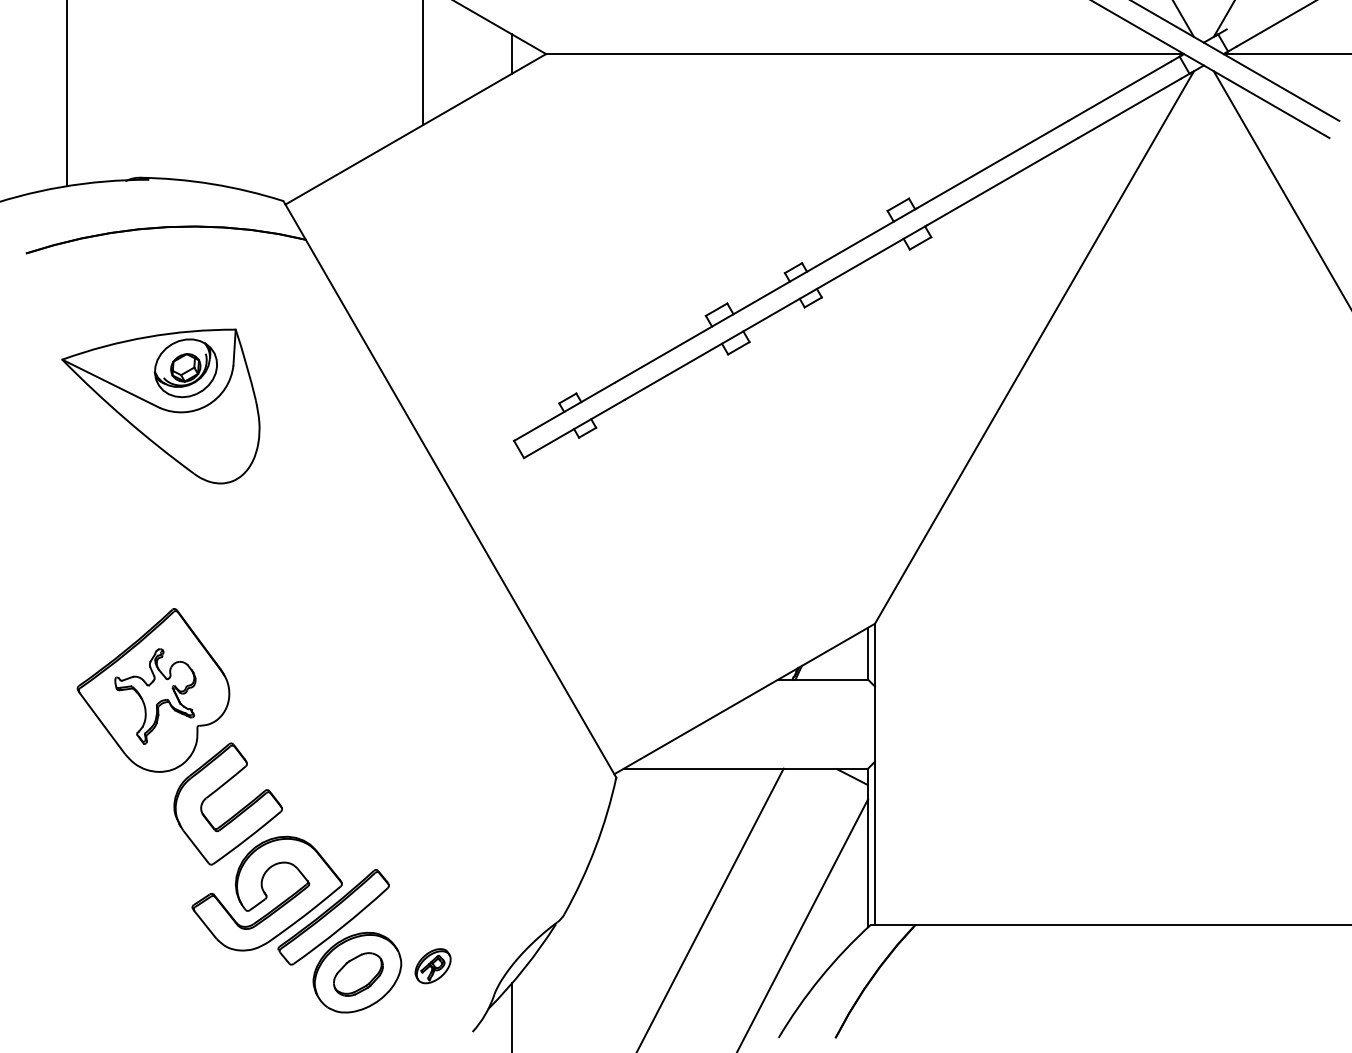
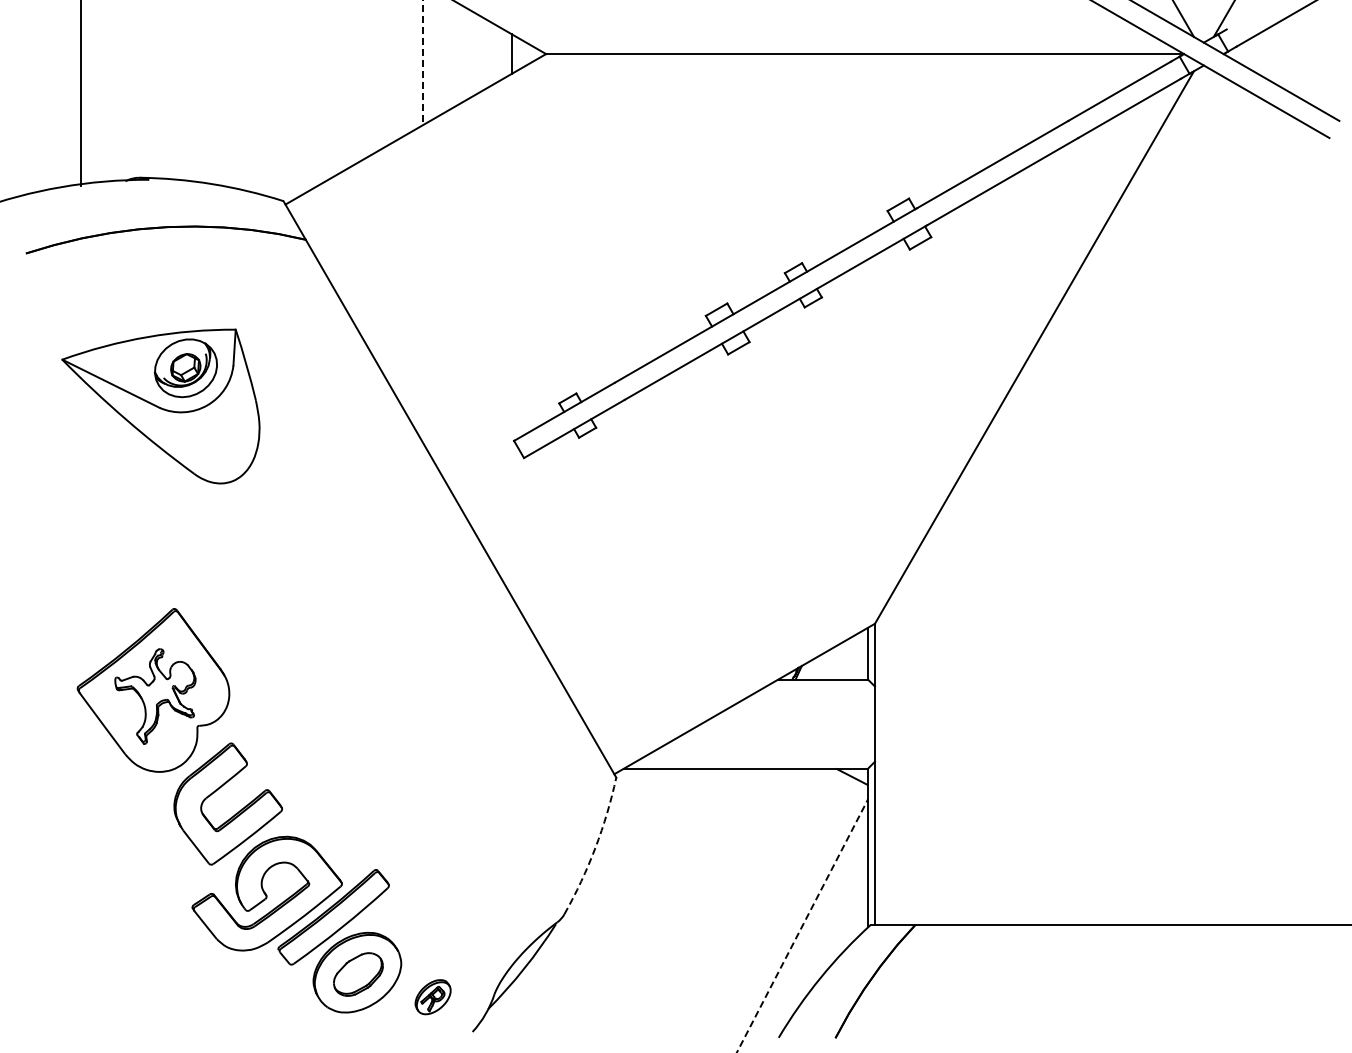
line: present -> none (1285, 54)
line: solid -> dashed (422, 63)
line position: (66, 94) -> (80, 94) (80, 94)
line: present -> none (1280, 188)
arc: solid -> dashed (595, 847)
line: present -> none (710, 908)
line: solid -> dashed (802, 926)
part position: (432, 966) -> (432, 997) (432, 997)
line: present -> none (511, 1016)
